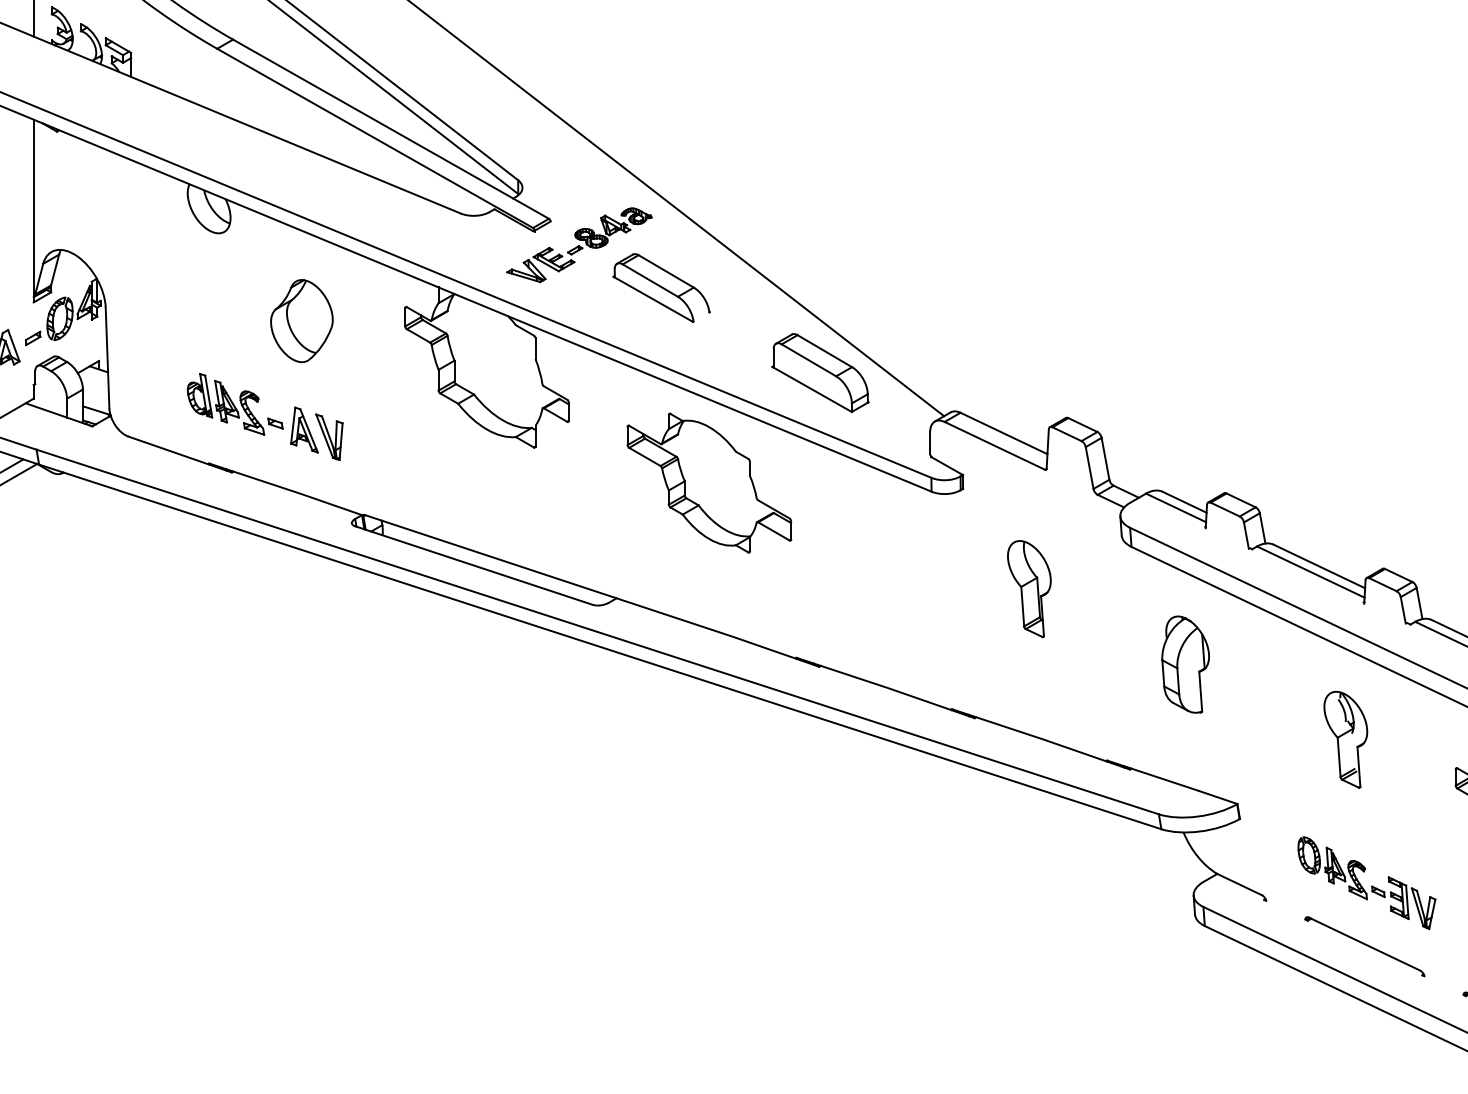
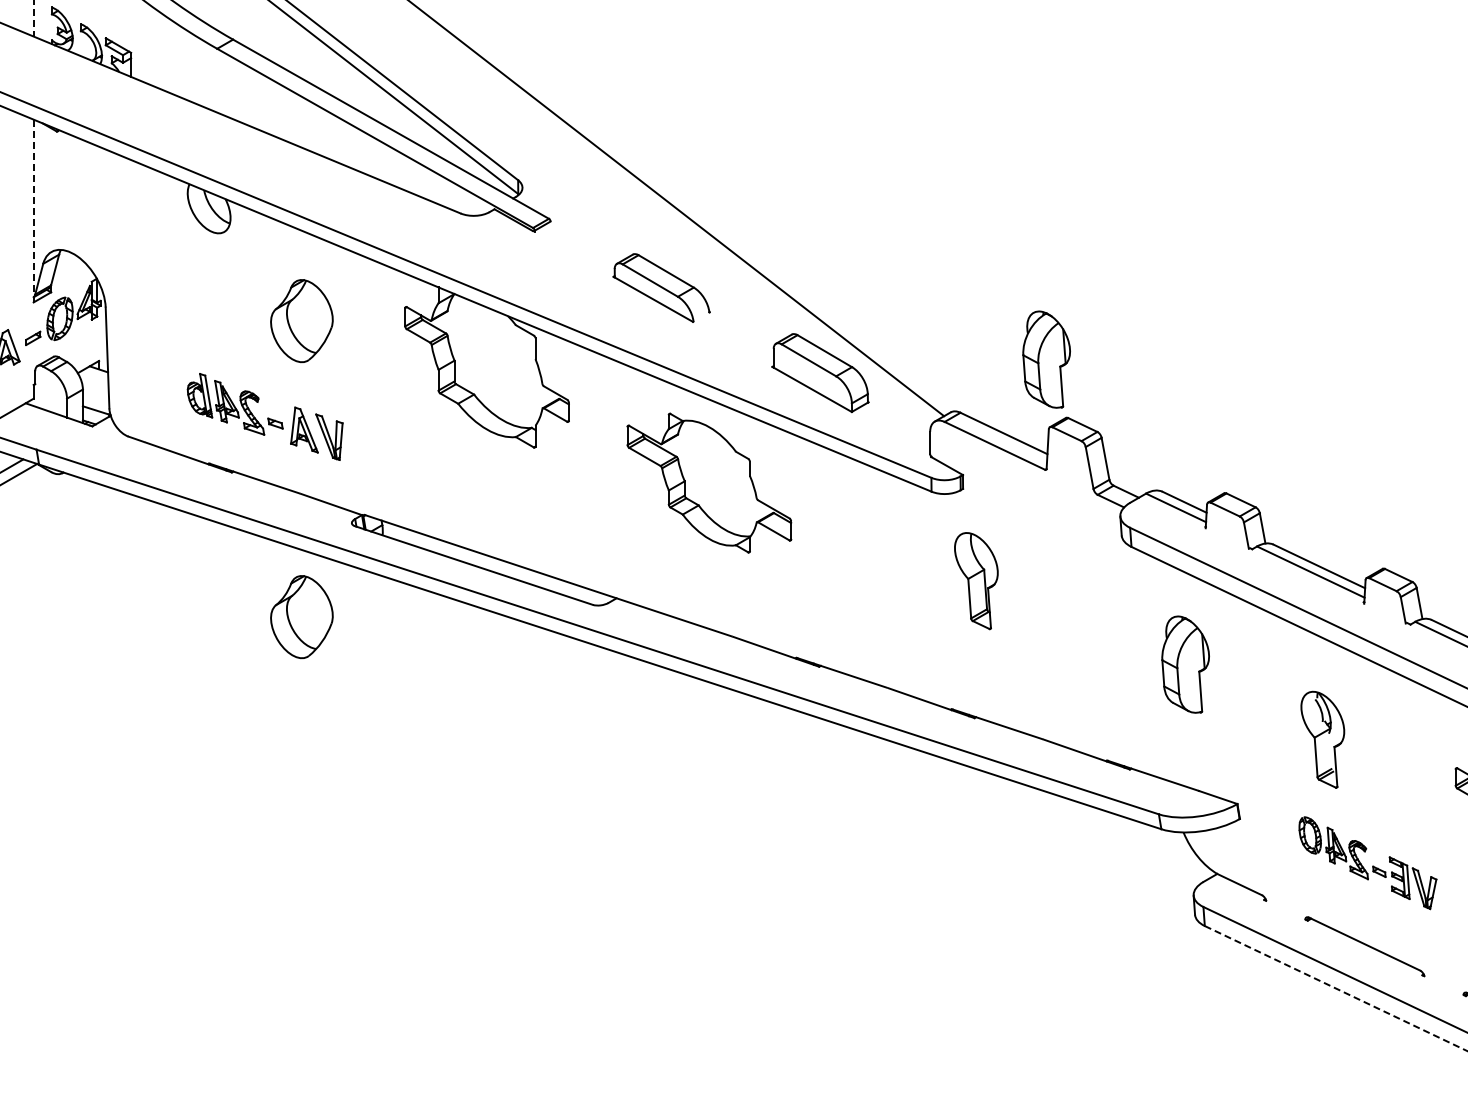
line: solid -> dashed (33, 18)
line: solid -> dashed (33, 211)
part: present -> none (579, 245)
part: none -> present (1046, 359)
part position: (1029, 589) -> (976, 581) (976, 581)
part: none -> present (301, 617)
part position: (1345, 739) -> (1322, 739) (1322, 739)
part position: (1366, 883) -> (1367, 863) (1367, 863)
line: solid -> dashed (1336, 988)
